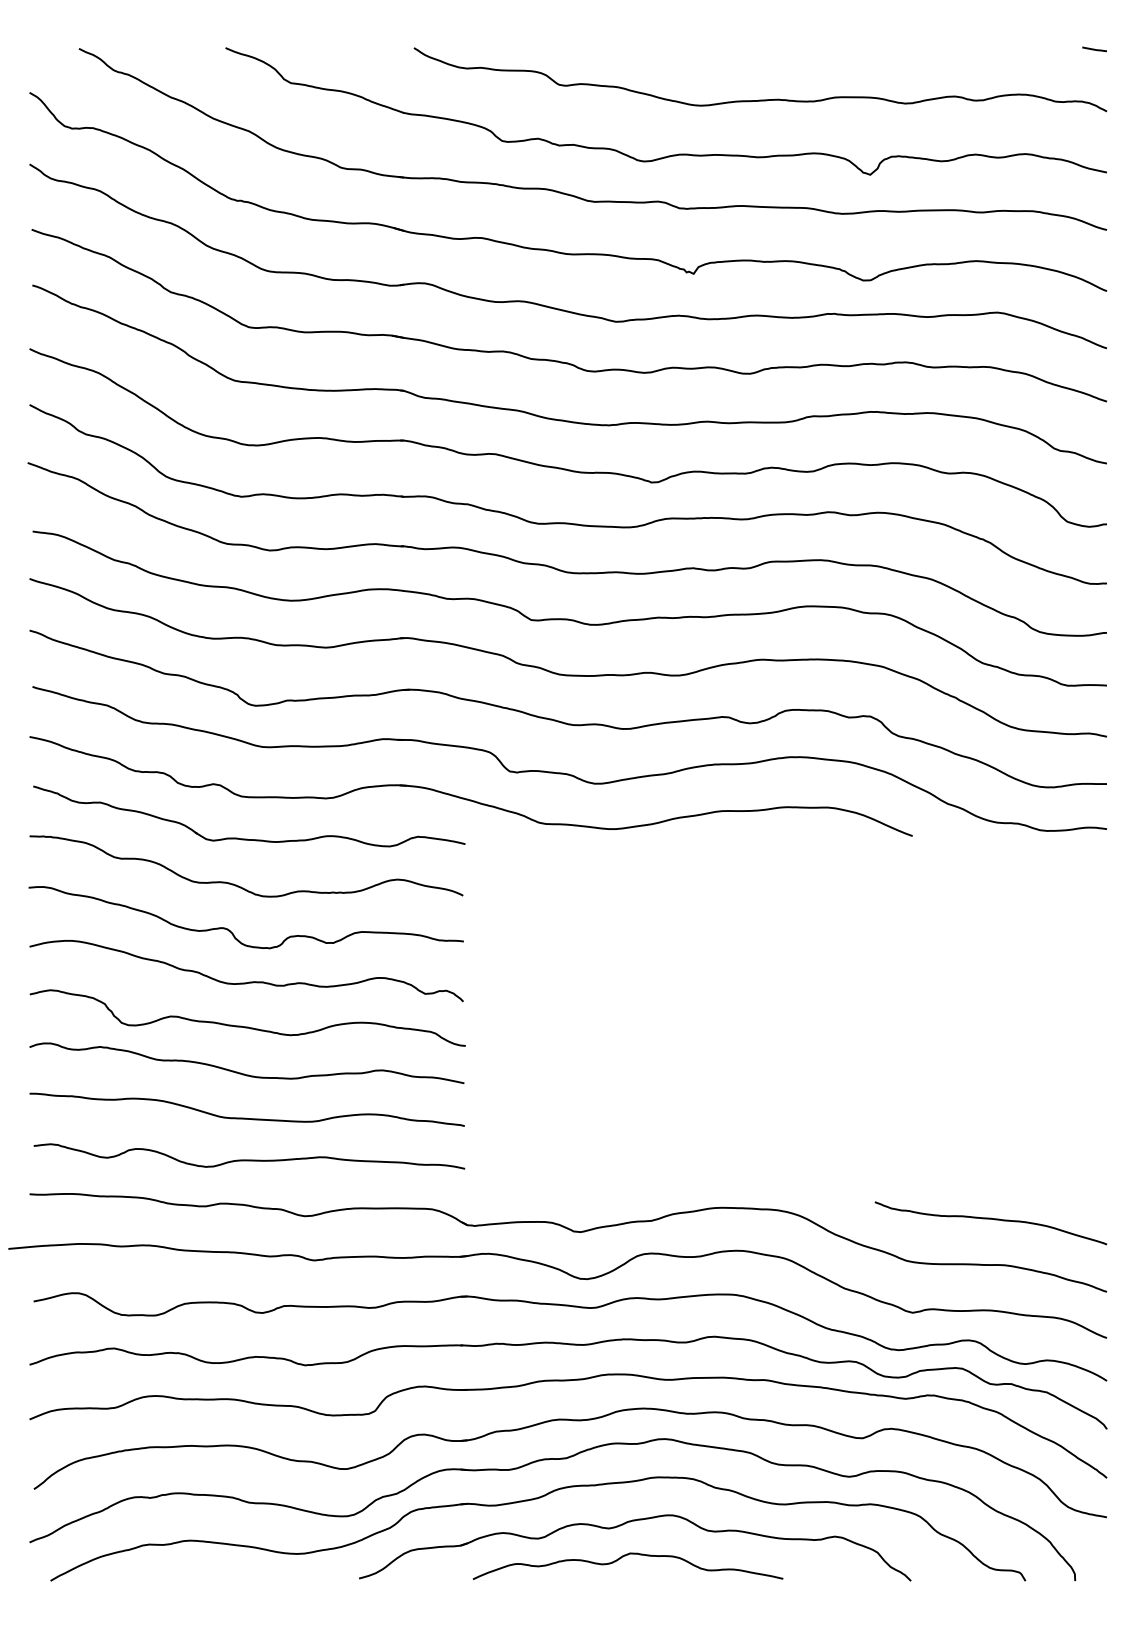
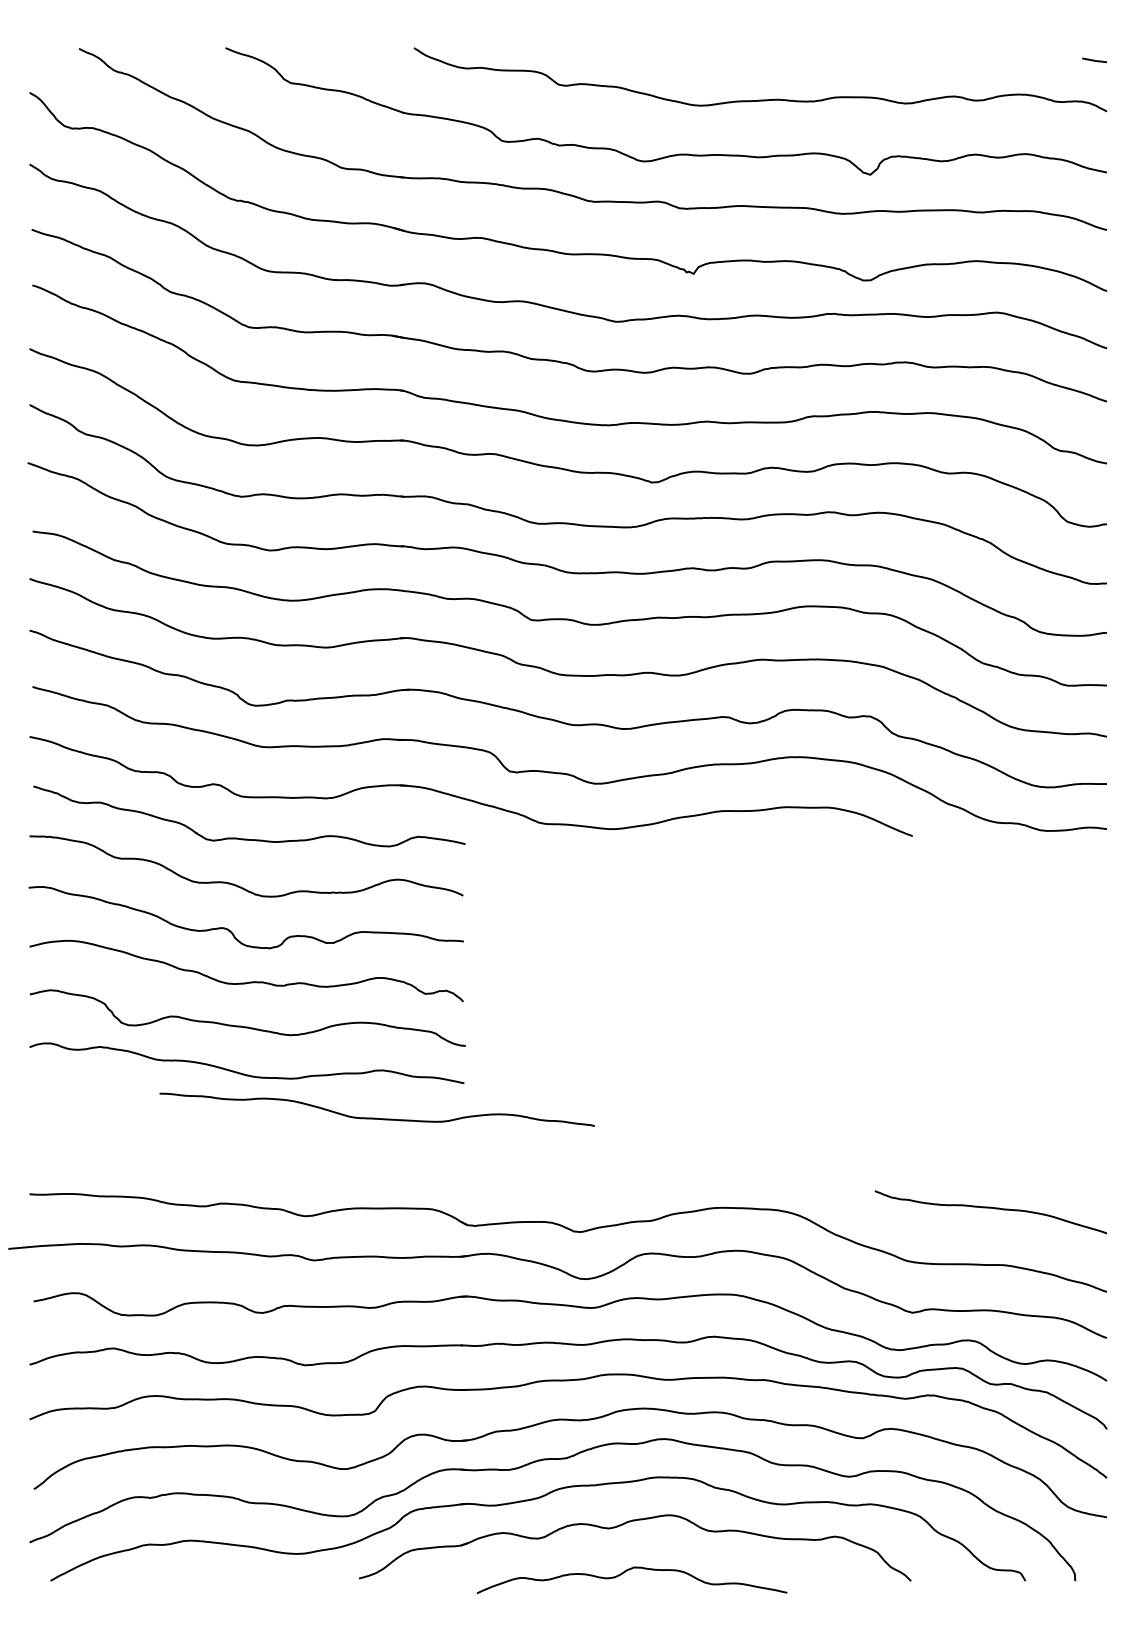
line position: (1094, 49) -> (1094, 60) (1094, 60)
curve position: (246, 1117) -> (376, 1117) (376, 1117)
curve: present -> none (249, 1159)
curve position: (990, 1219) -> (990, 1208) (990, 1208)
curve position: (623, 1557) -> (627, 1571) (627, 1571)
